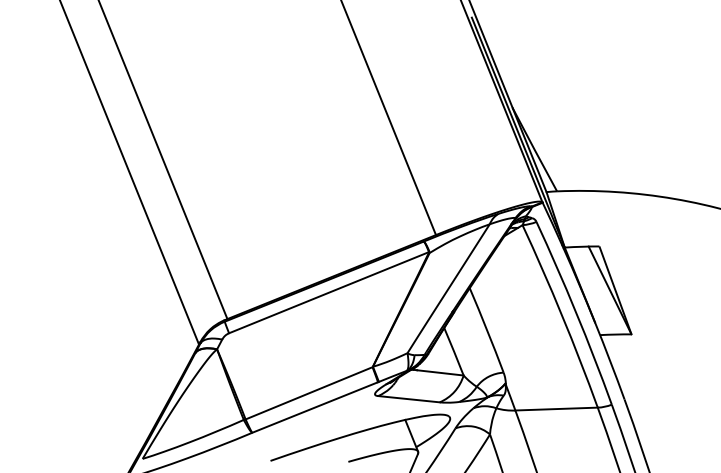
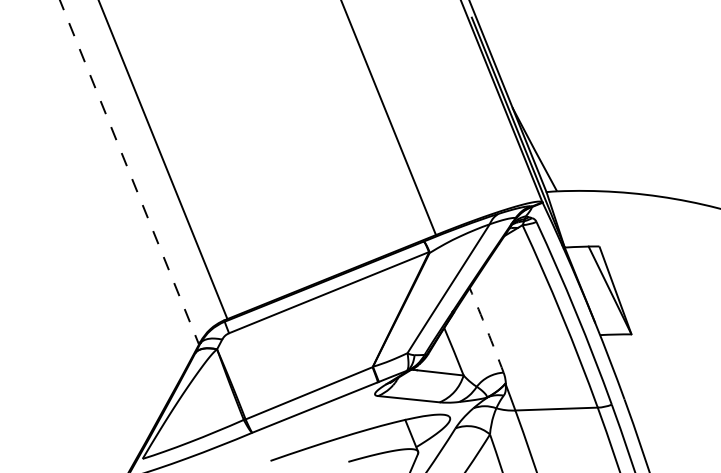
line: solid -> dashed (129, 173)
arc: solid -> dashed (487, 330)
